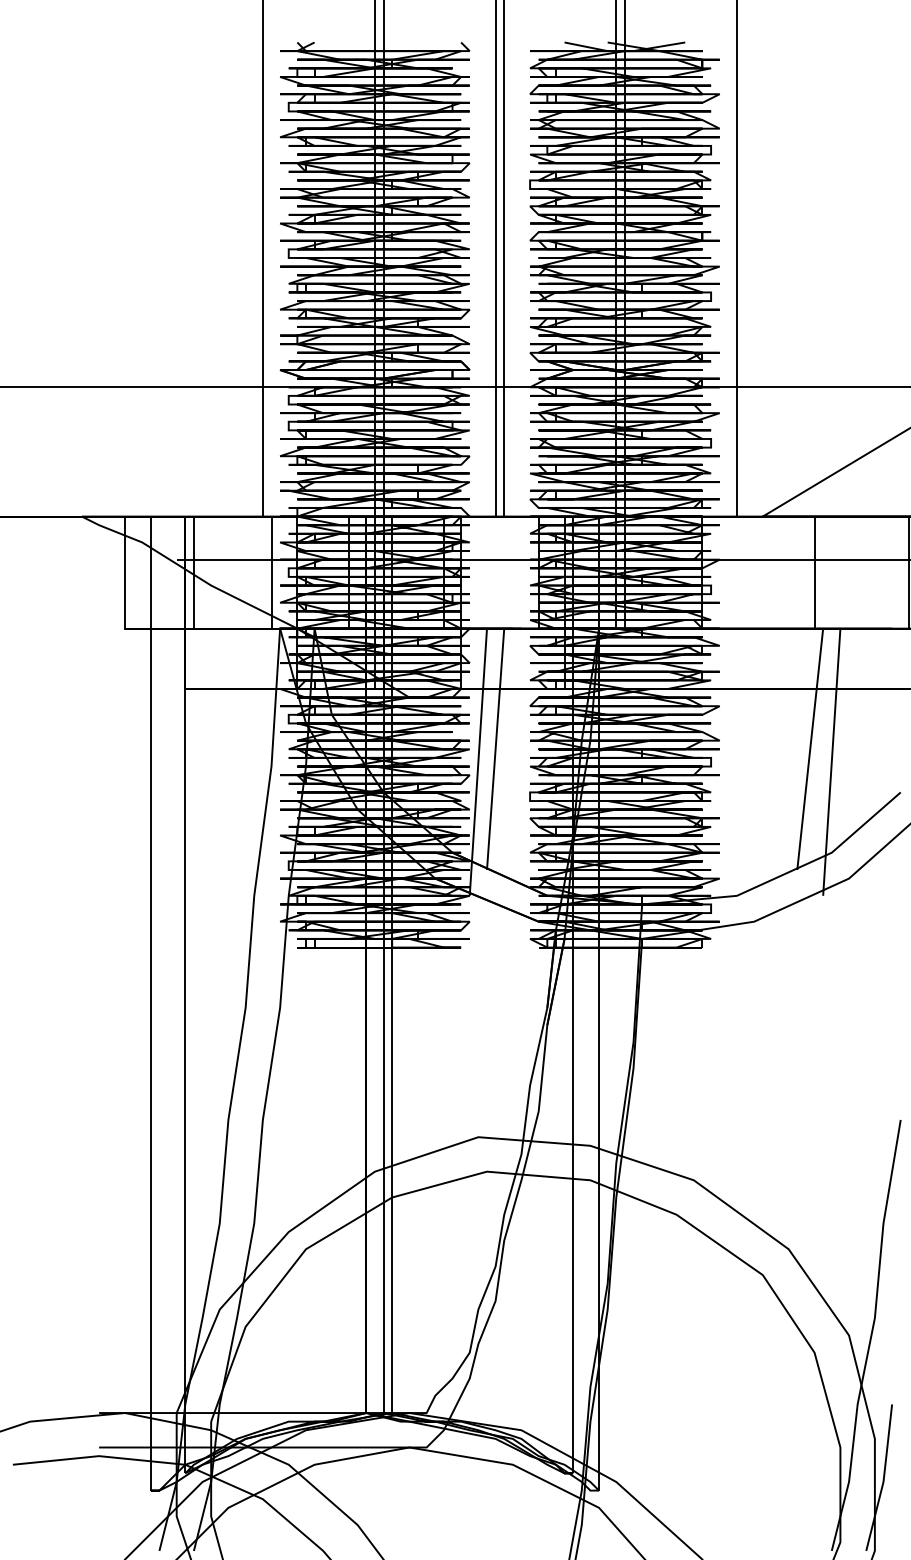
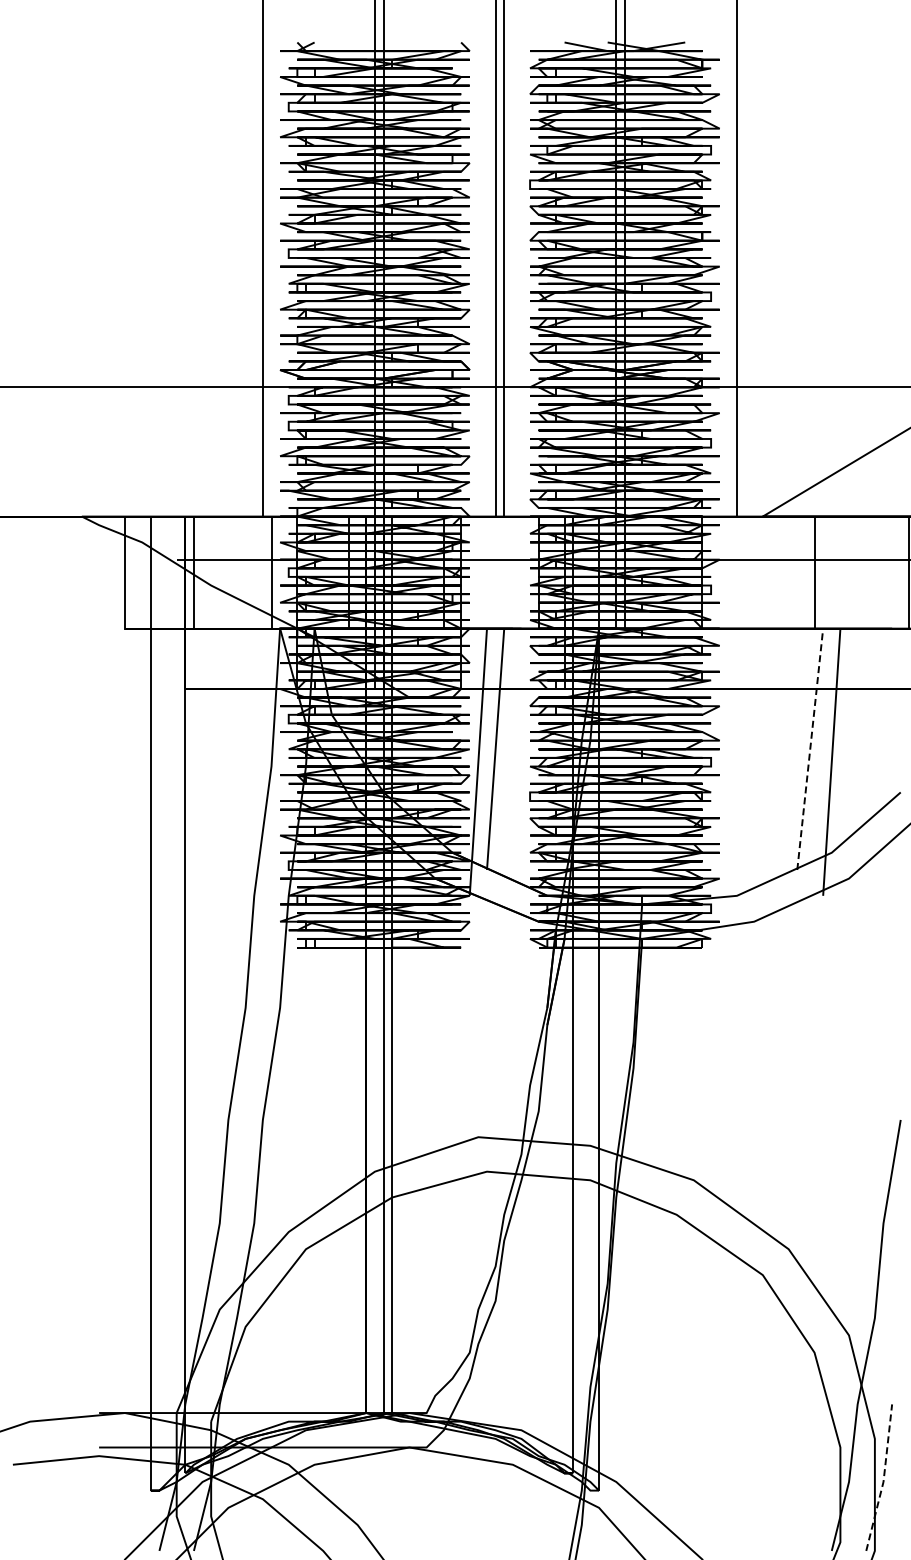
line: solid -> dashed (810, 748)
line: solid -> dashed (883, 1479)
